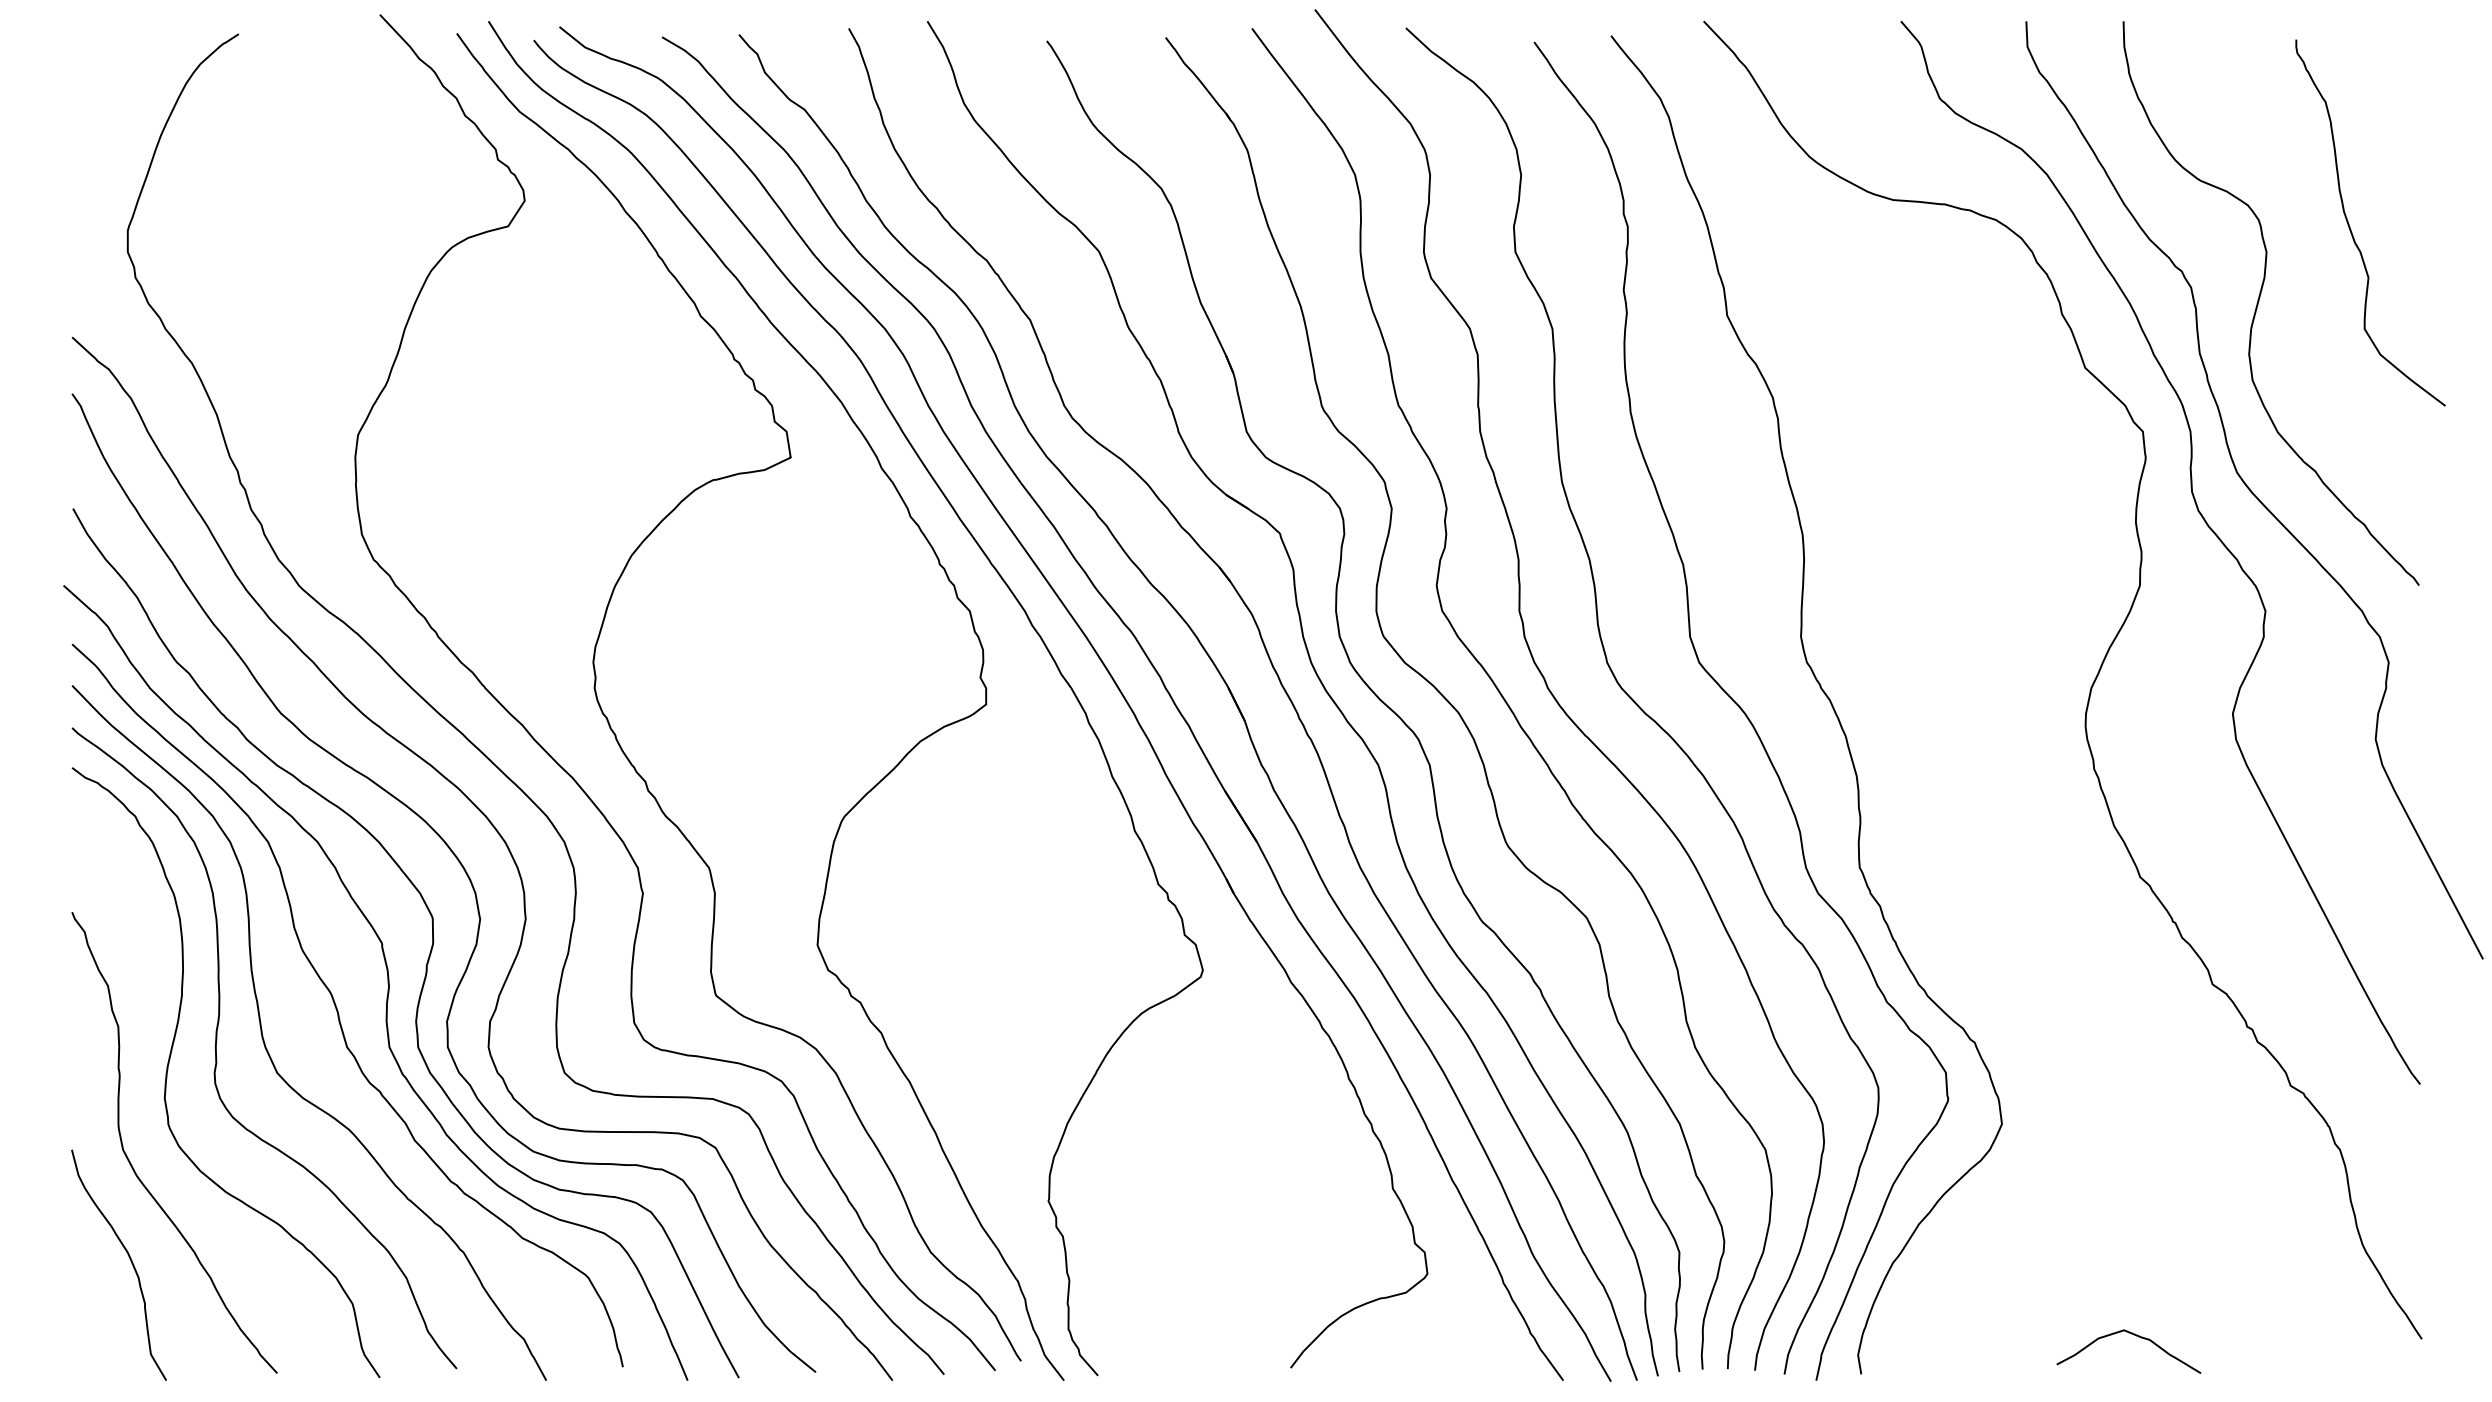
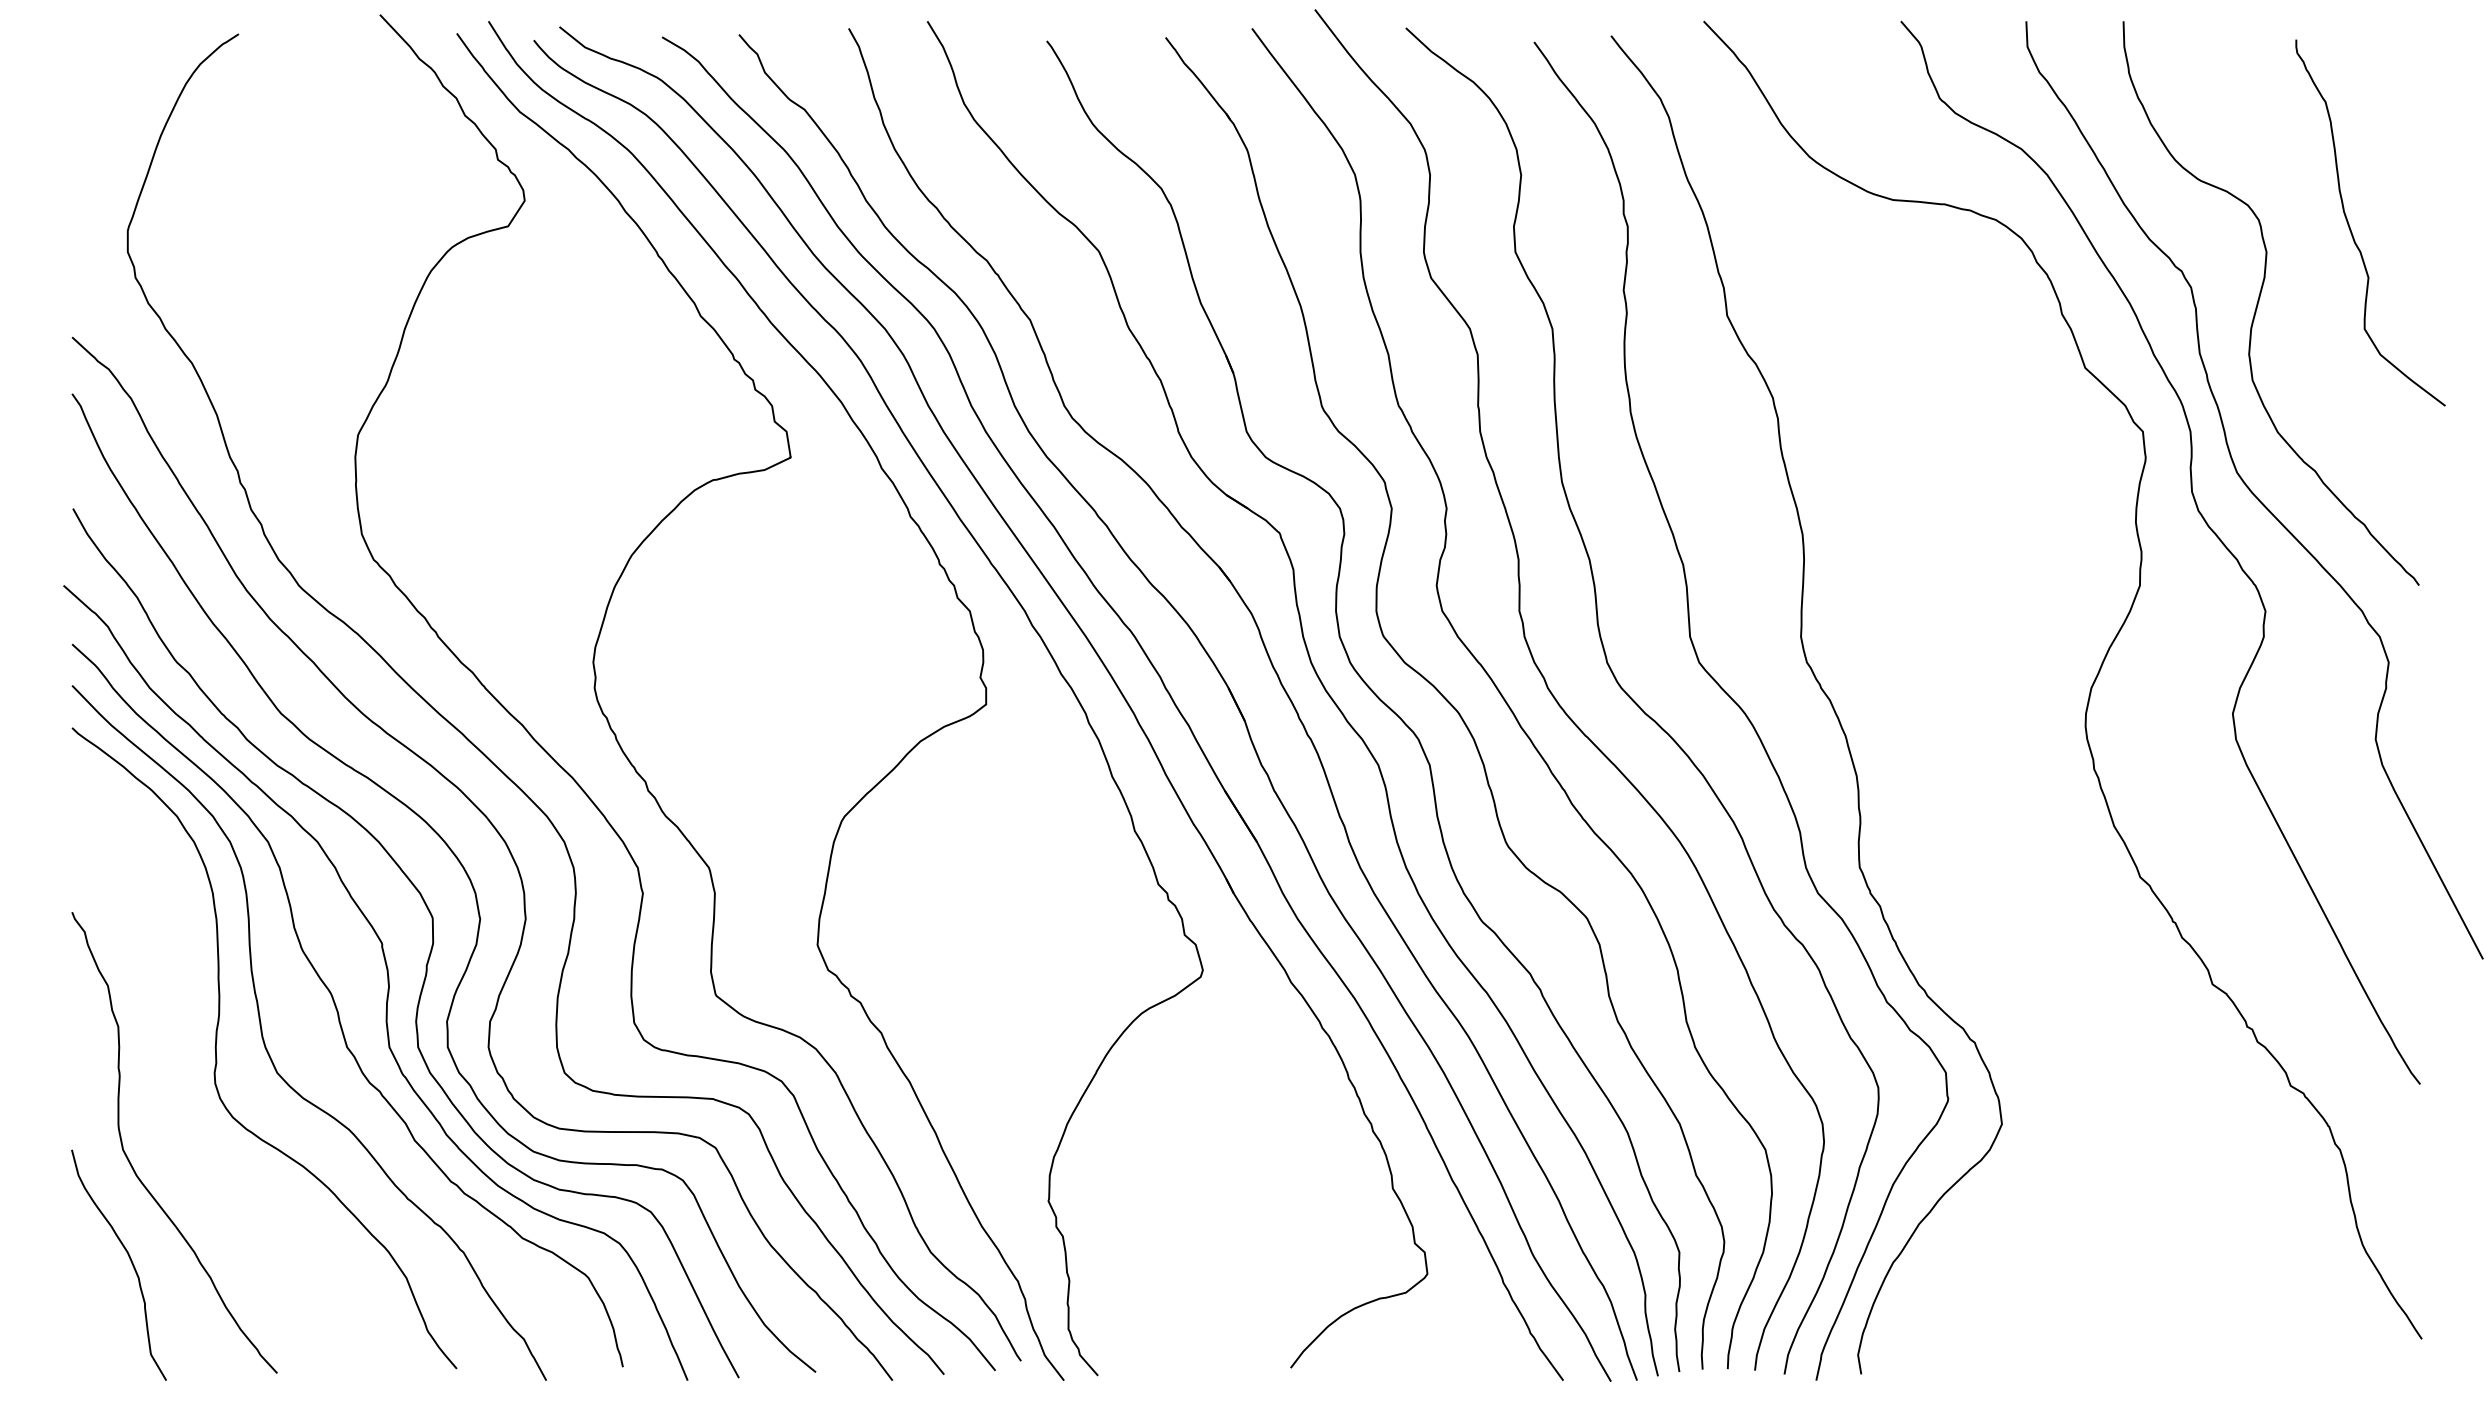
curve: present -> none (170, 1059)
curve: present -> none (2133, 1335)
